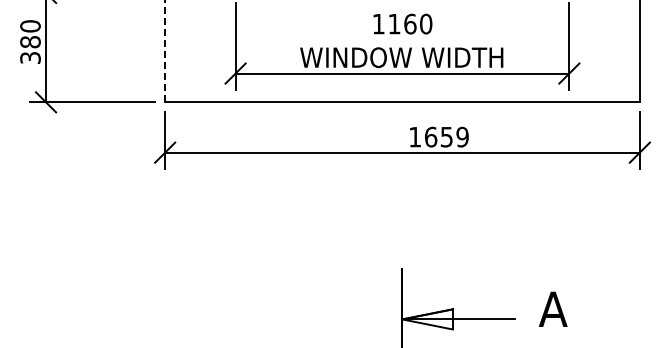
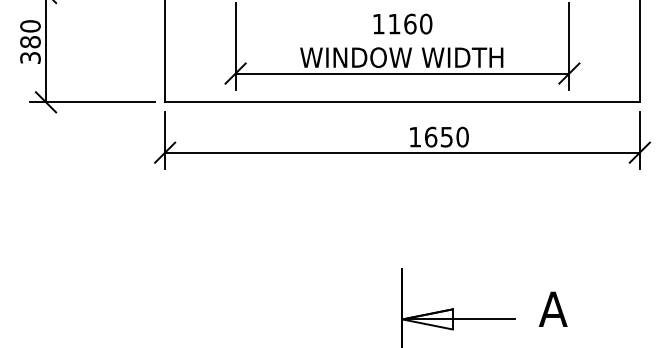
line: dashed -> solid (165, 51)
text: 1659 -> 1650 (462, 137)
